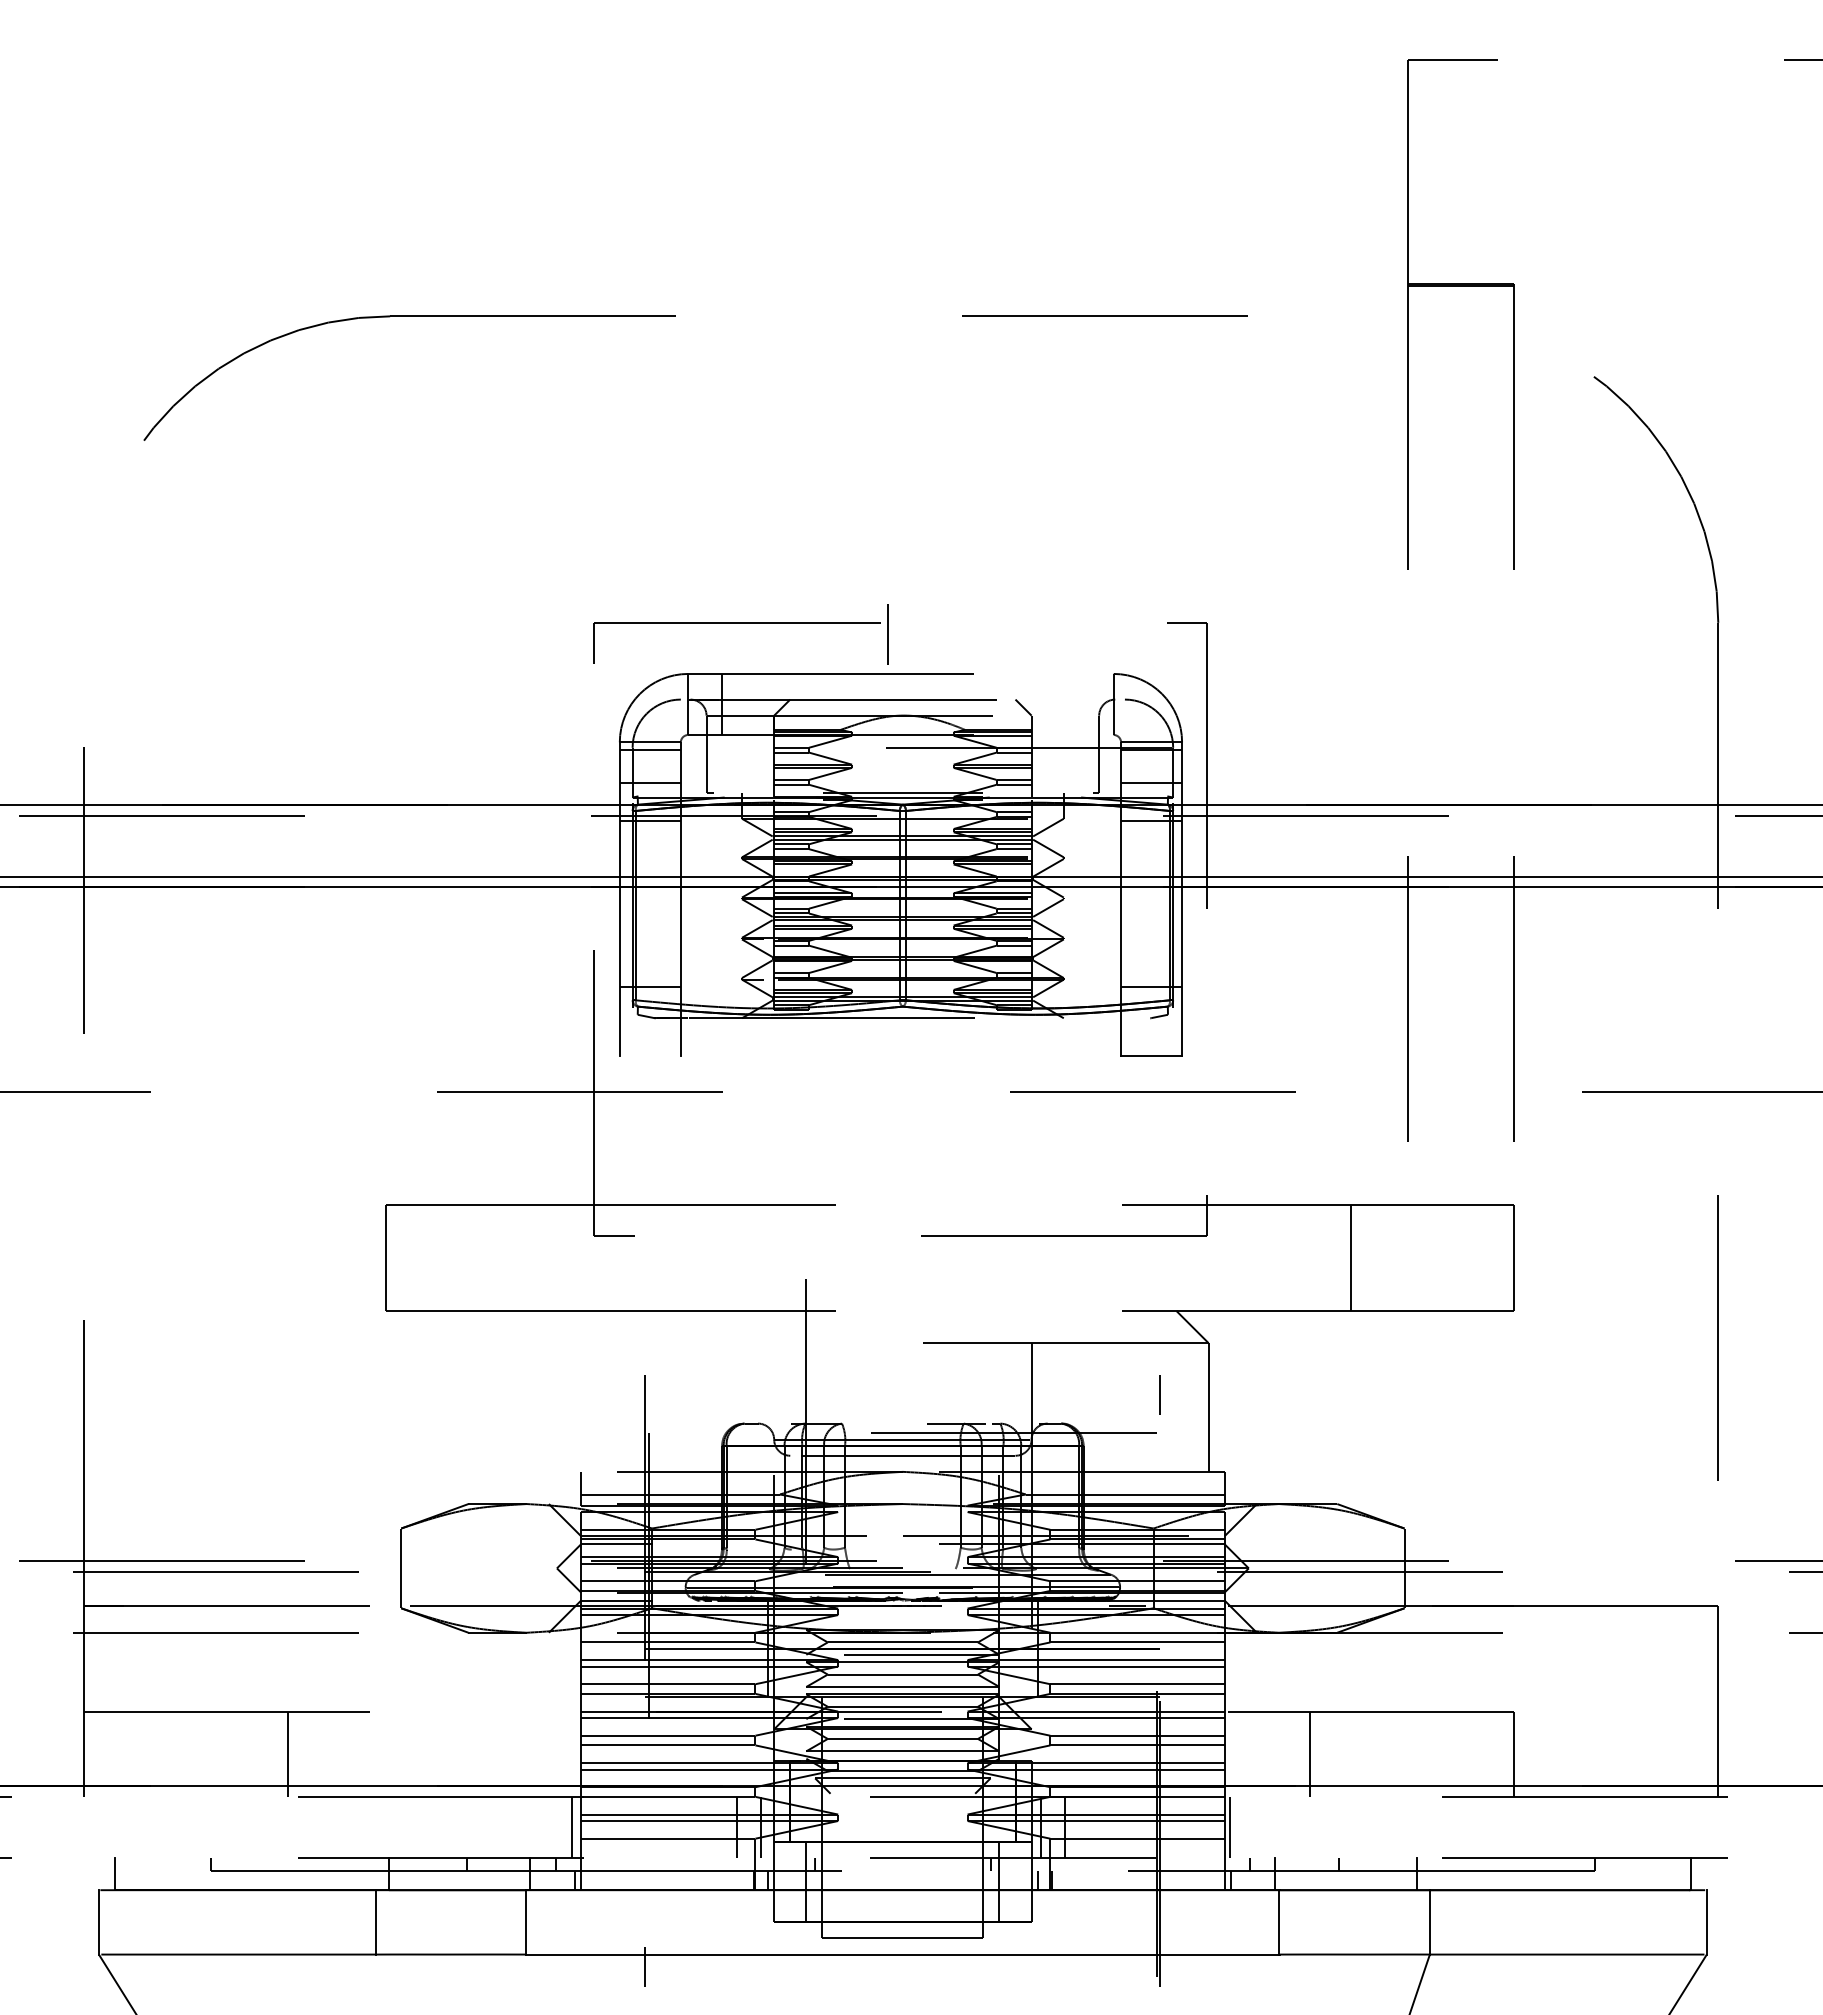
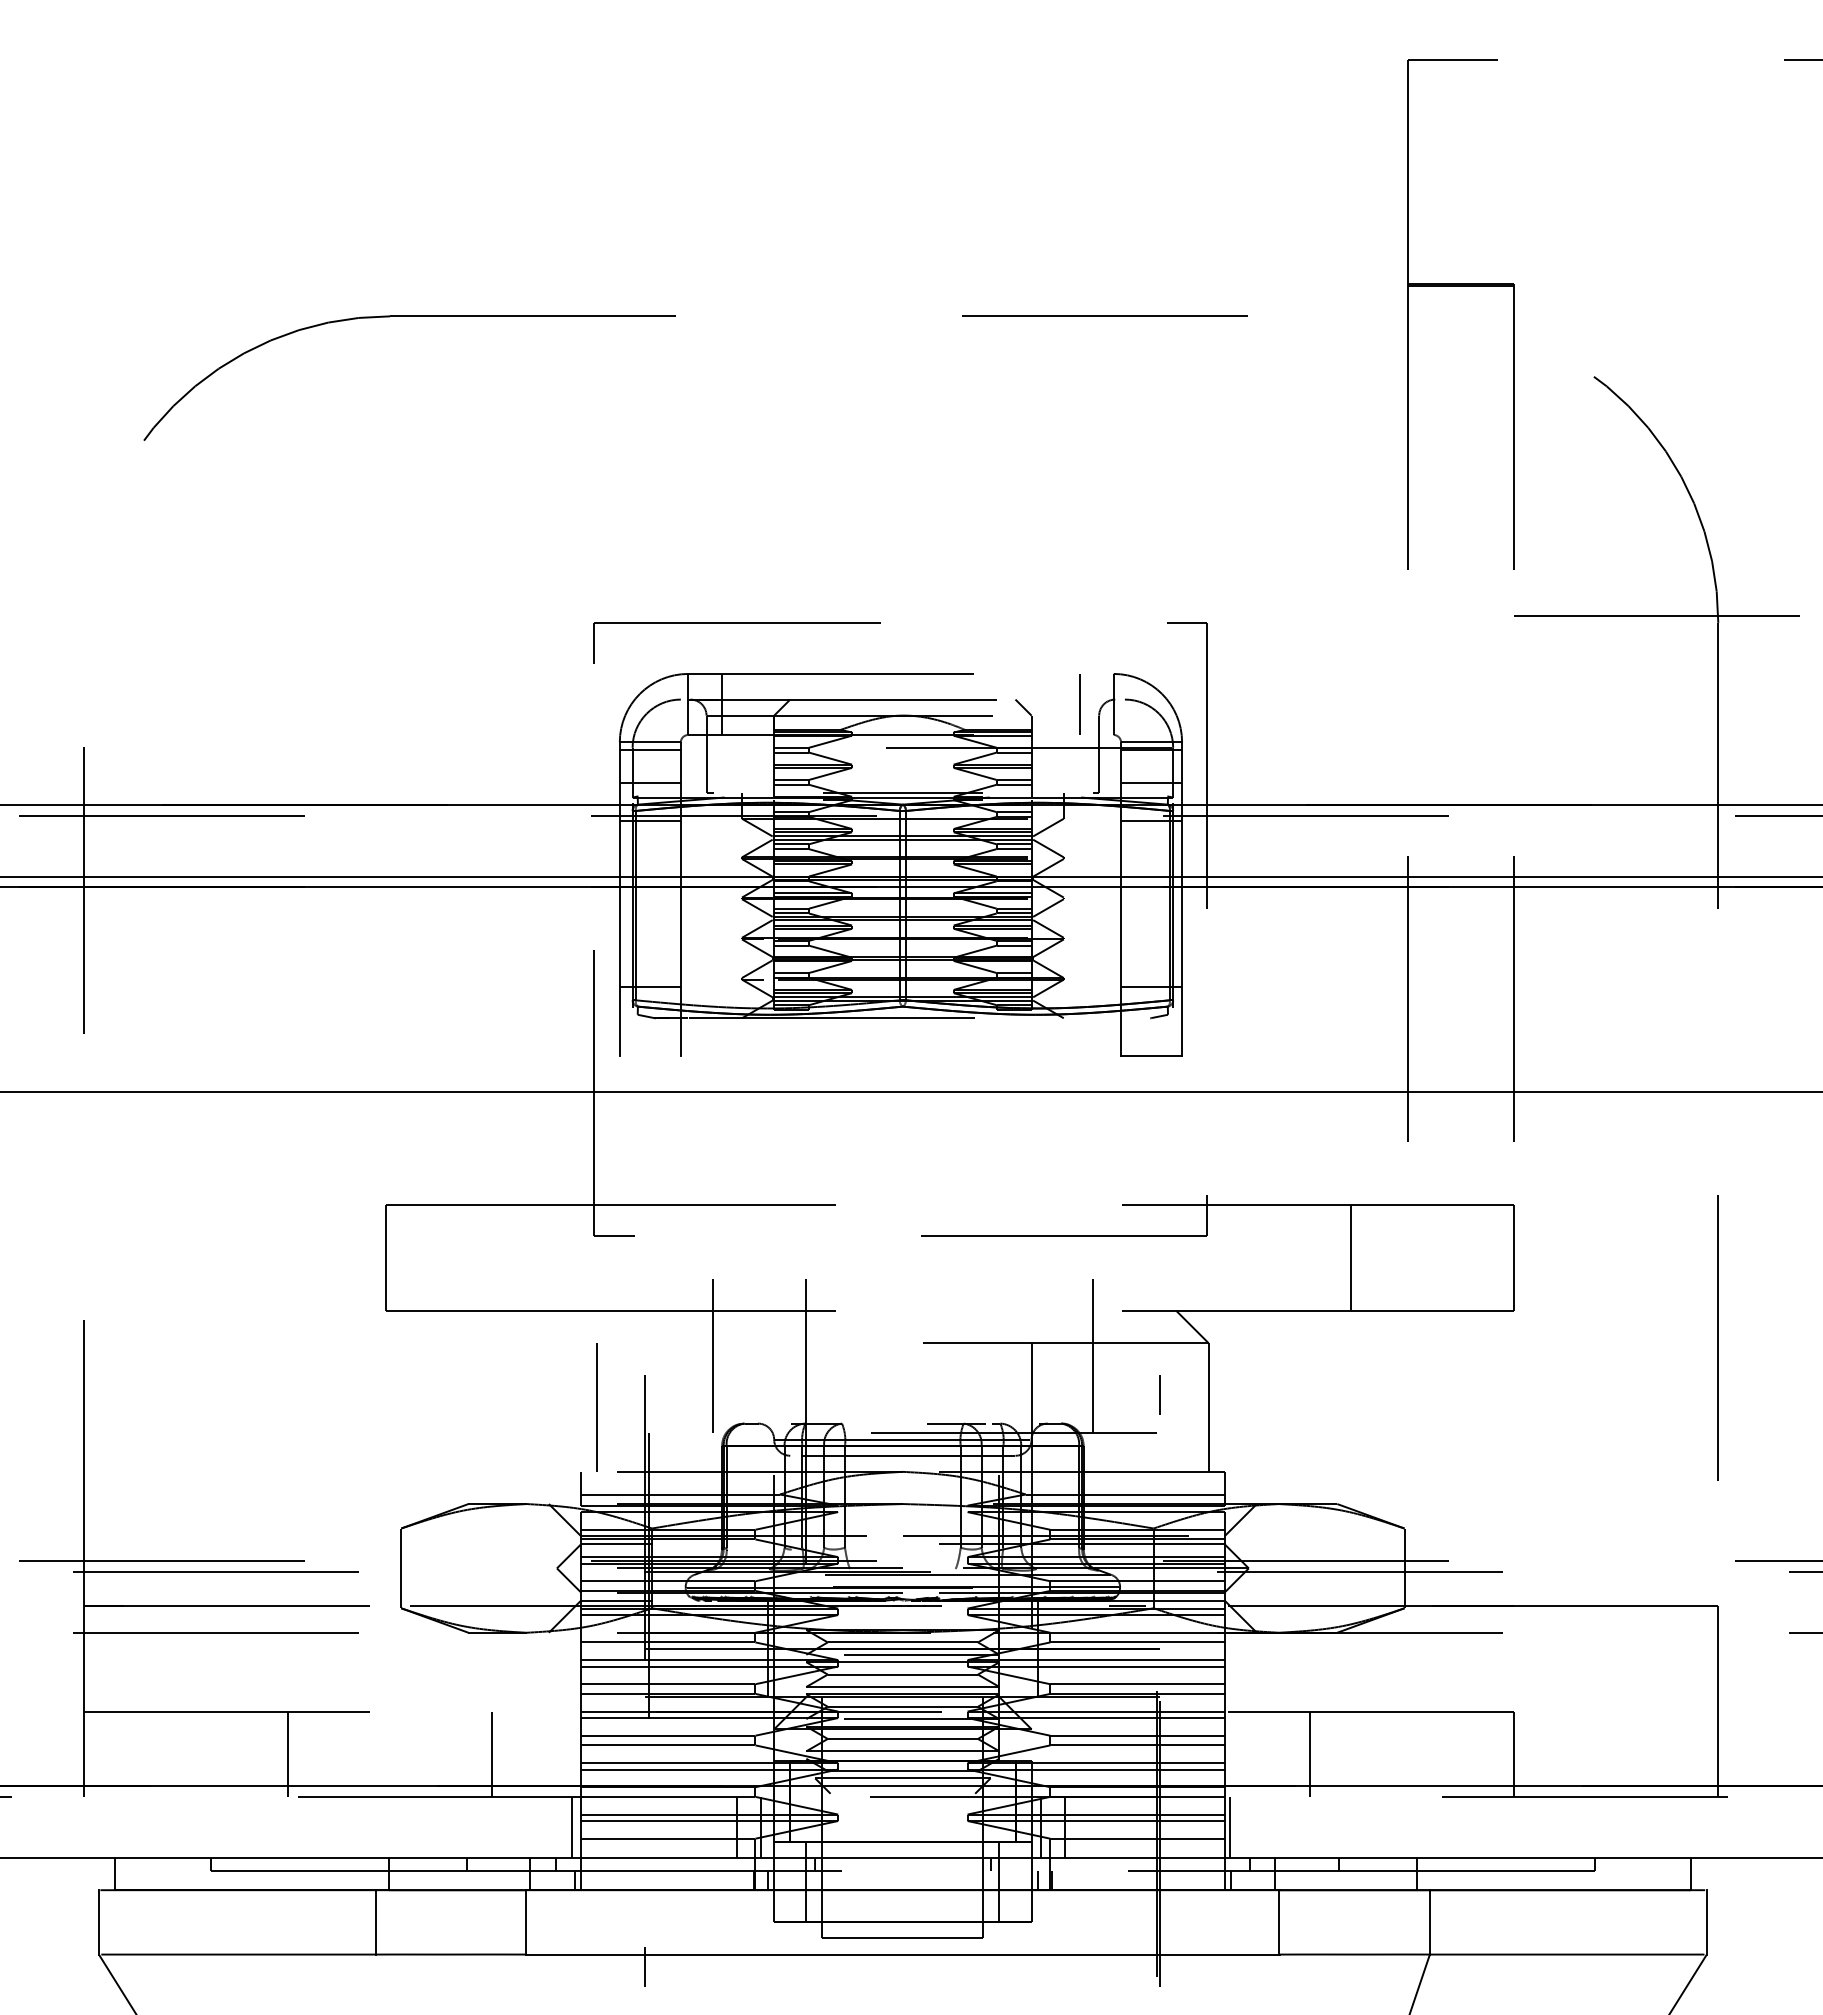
line: none -> present (1666, 616)
line position: (887, 634) -> (1079, 704) (1079, 704)
line: dashed -> solid (911, 1091)
line: none -> present (713, 1355)
line: none -> present (1092, 1355)
line: none -> present (596, 1407)
line: none -> present (492, 1753)
line: dashed -> solid (911, 1858)
